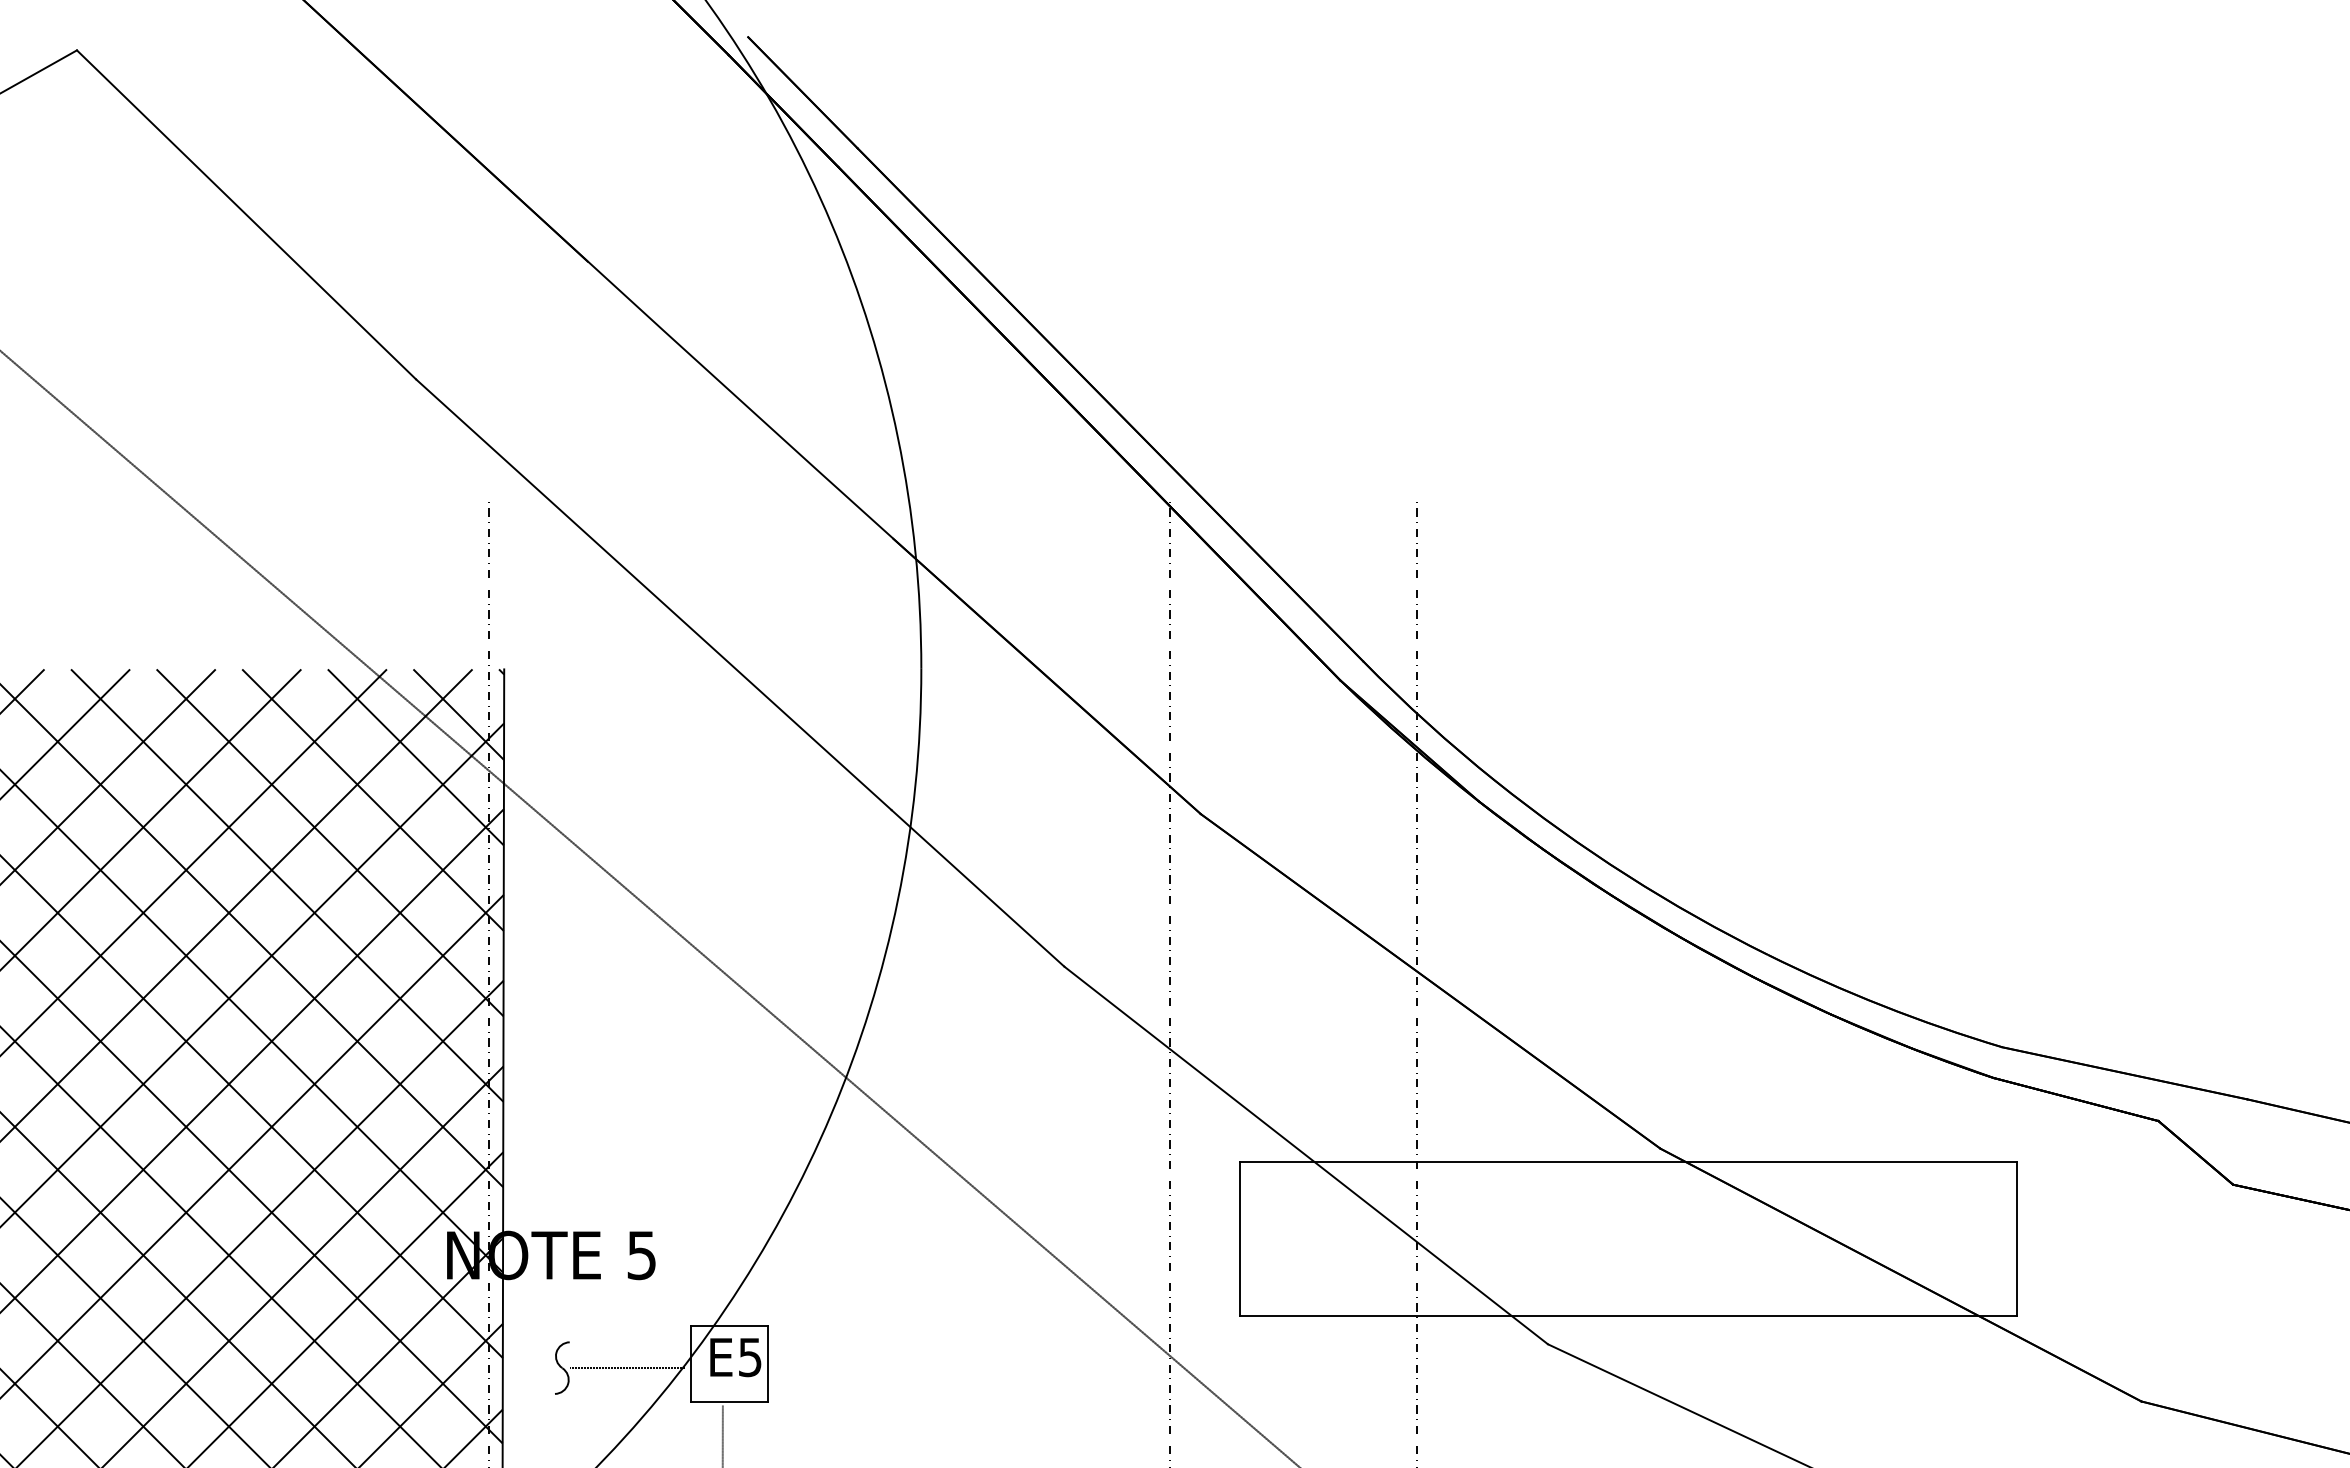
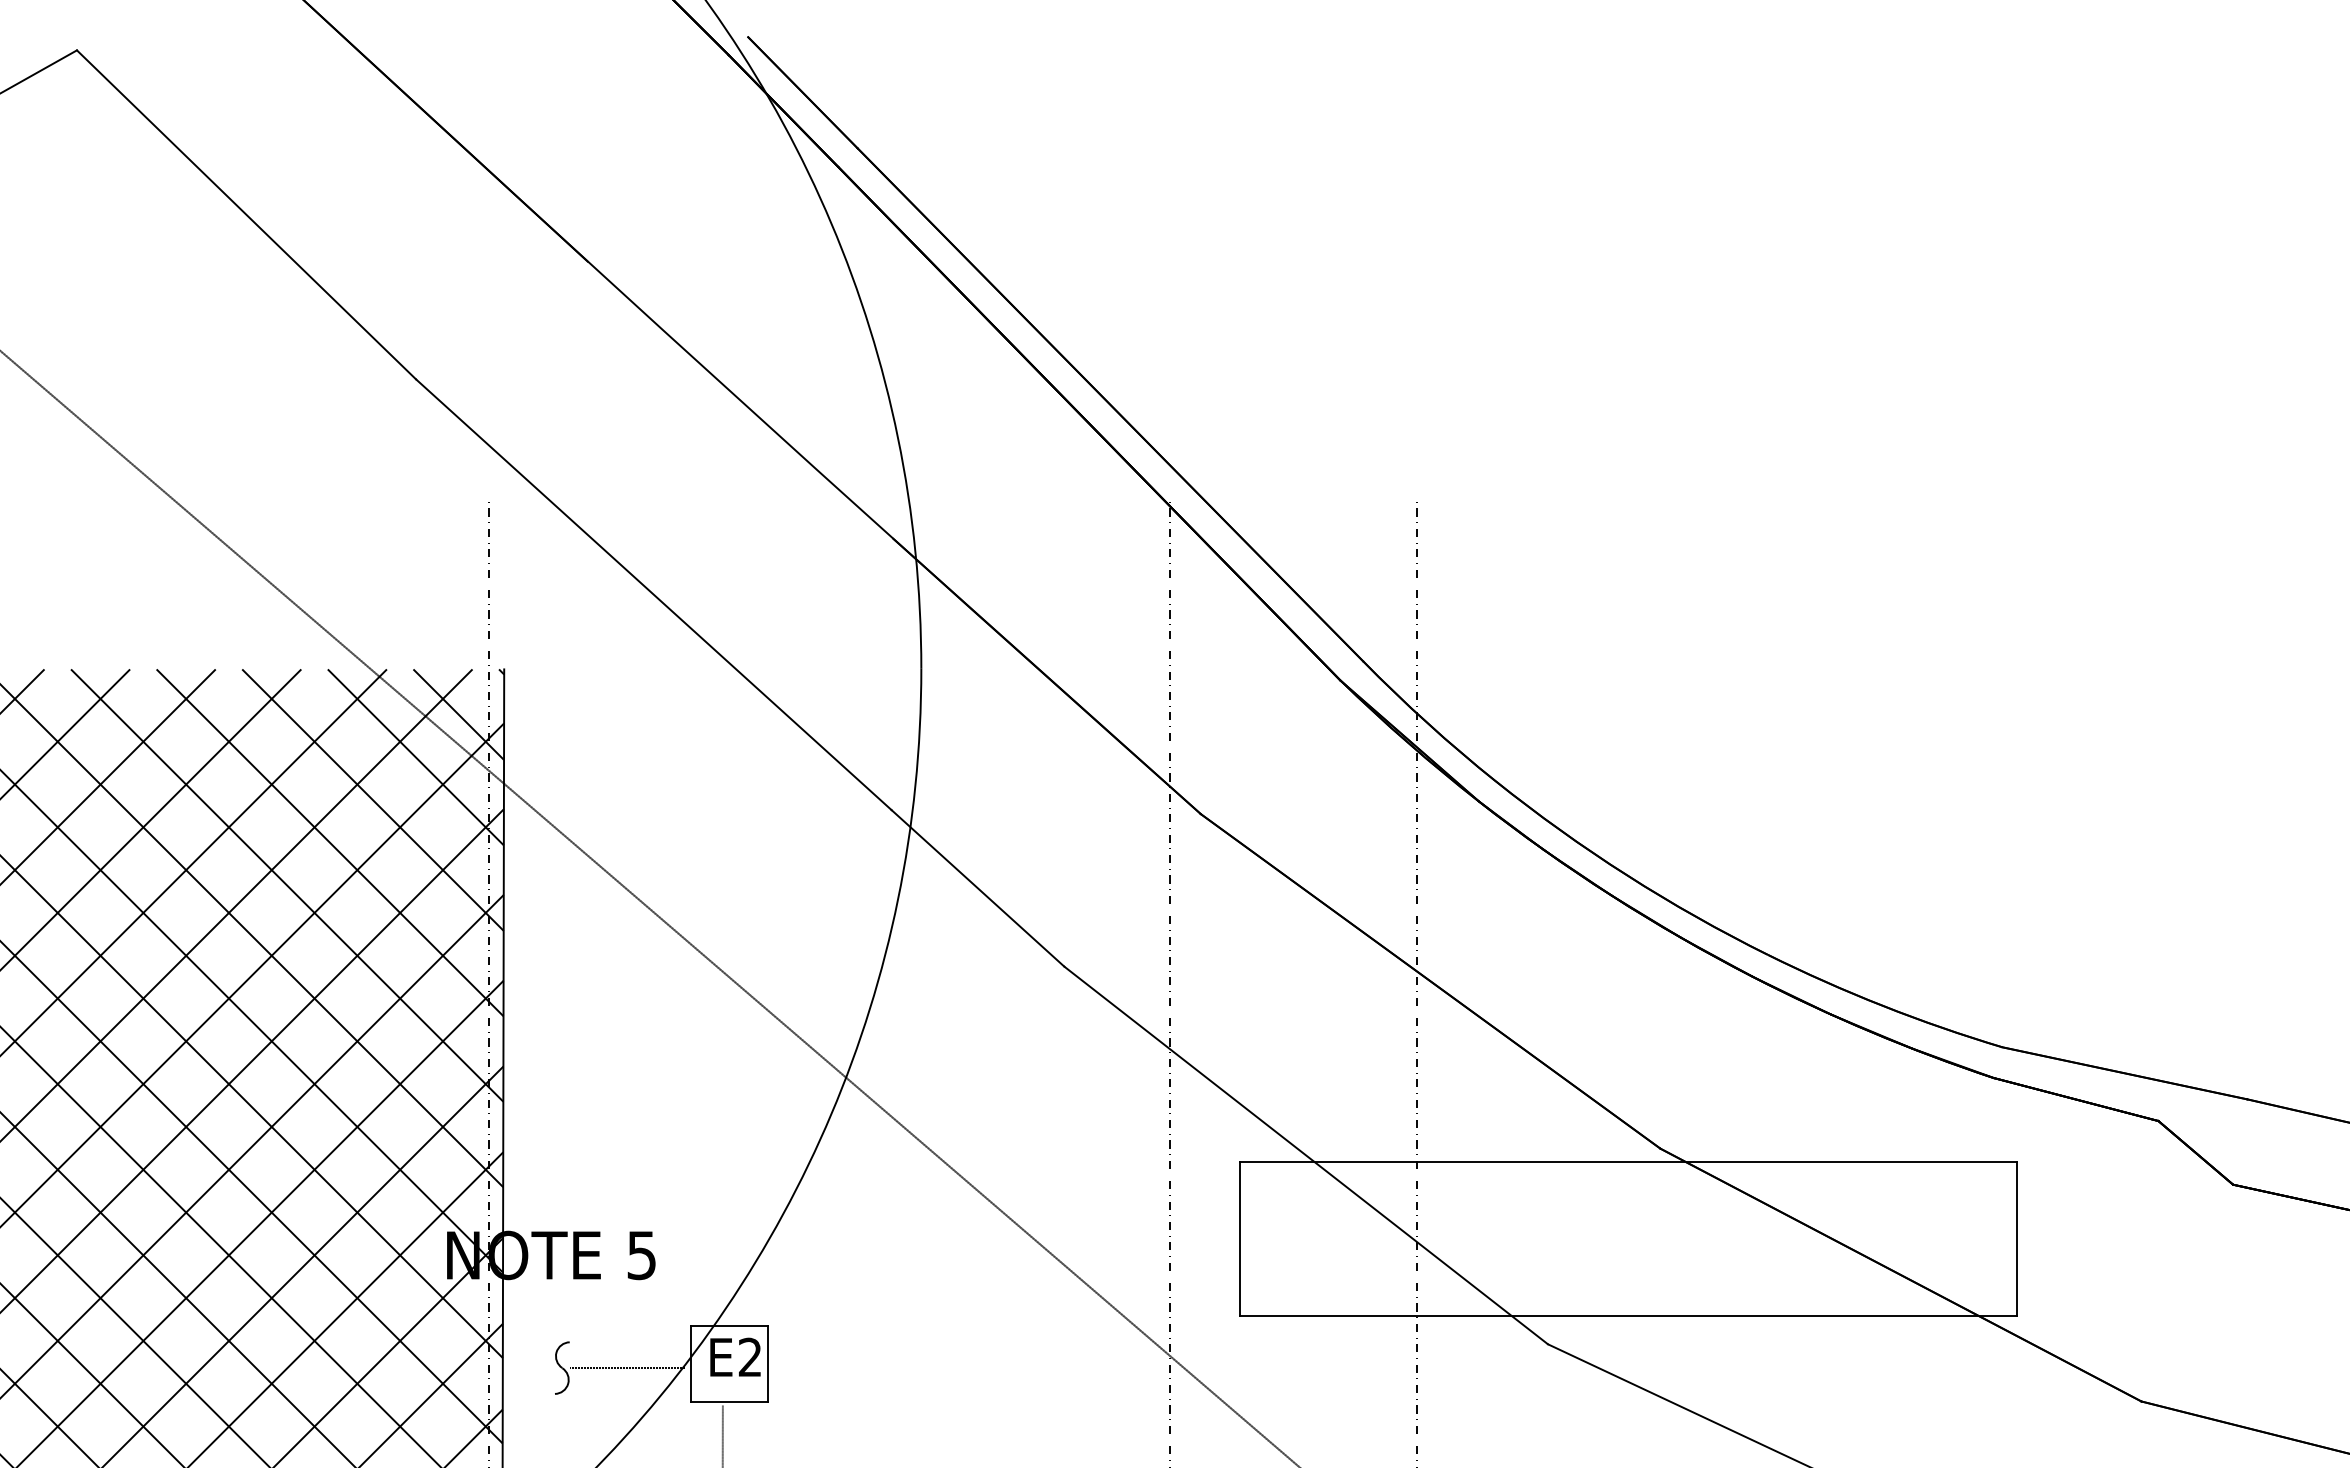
text: E5 -> E2 (749, 1357)
